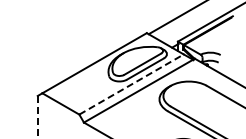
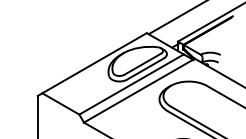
line: dashed -> solid (132, 84)
line: dashed -> solid (37, 117)
